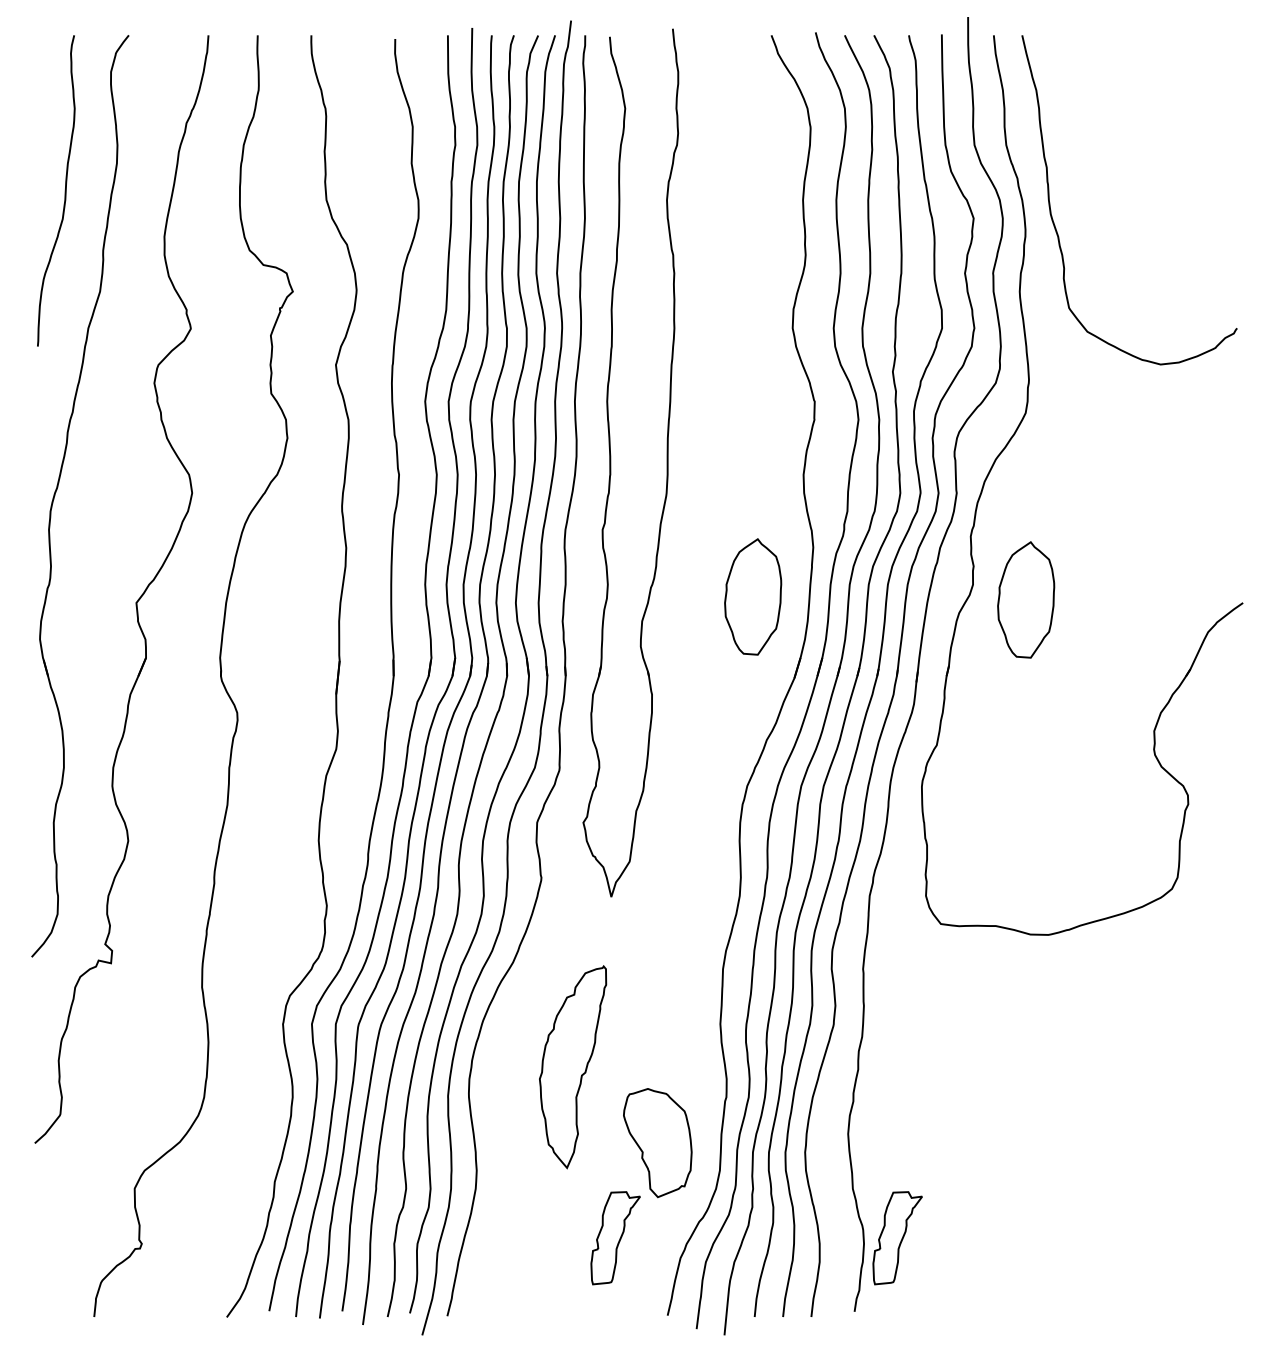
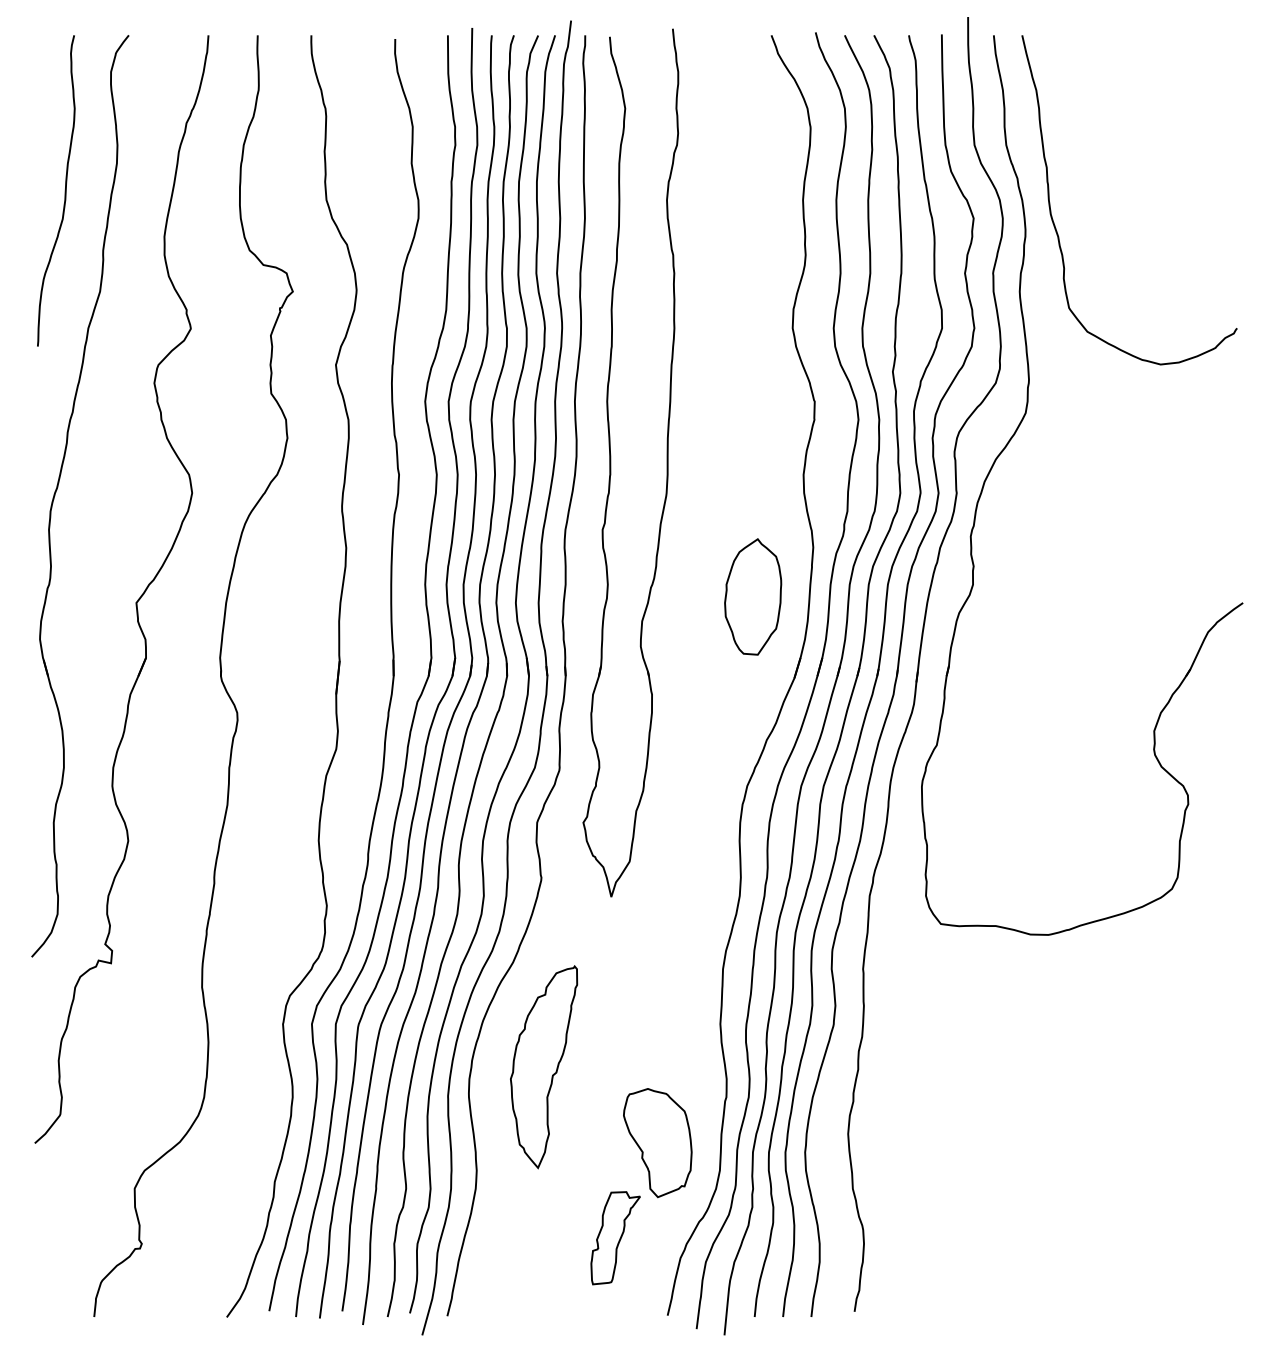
part: present -> none (1026, 599)
part position: (573, 1067) -> (544, 1067) (544, 1067)
part: present -> none (897, 1238)
